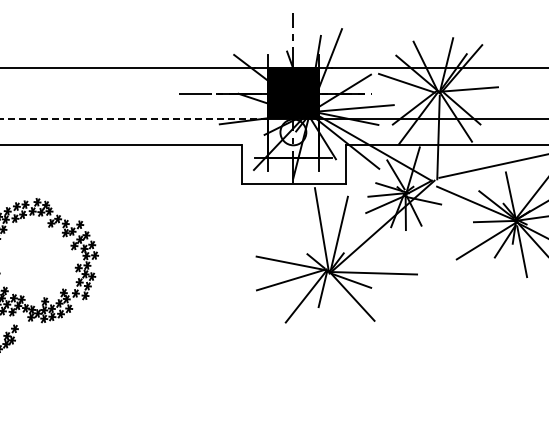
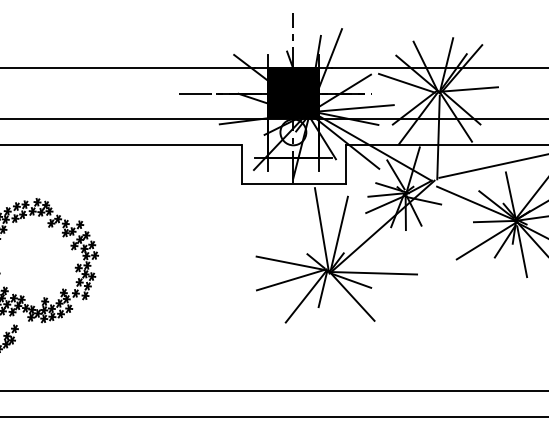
line: dashed -> solid (133, 119)
line: none -> present (273, 391)
line: none -> present (273, 417)
